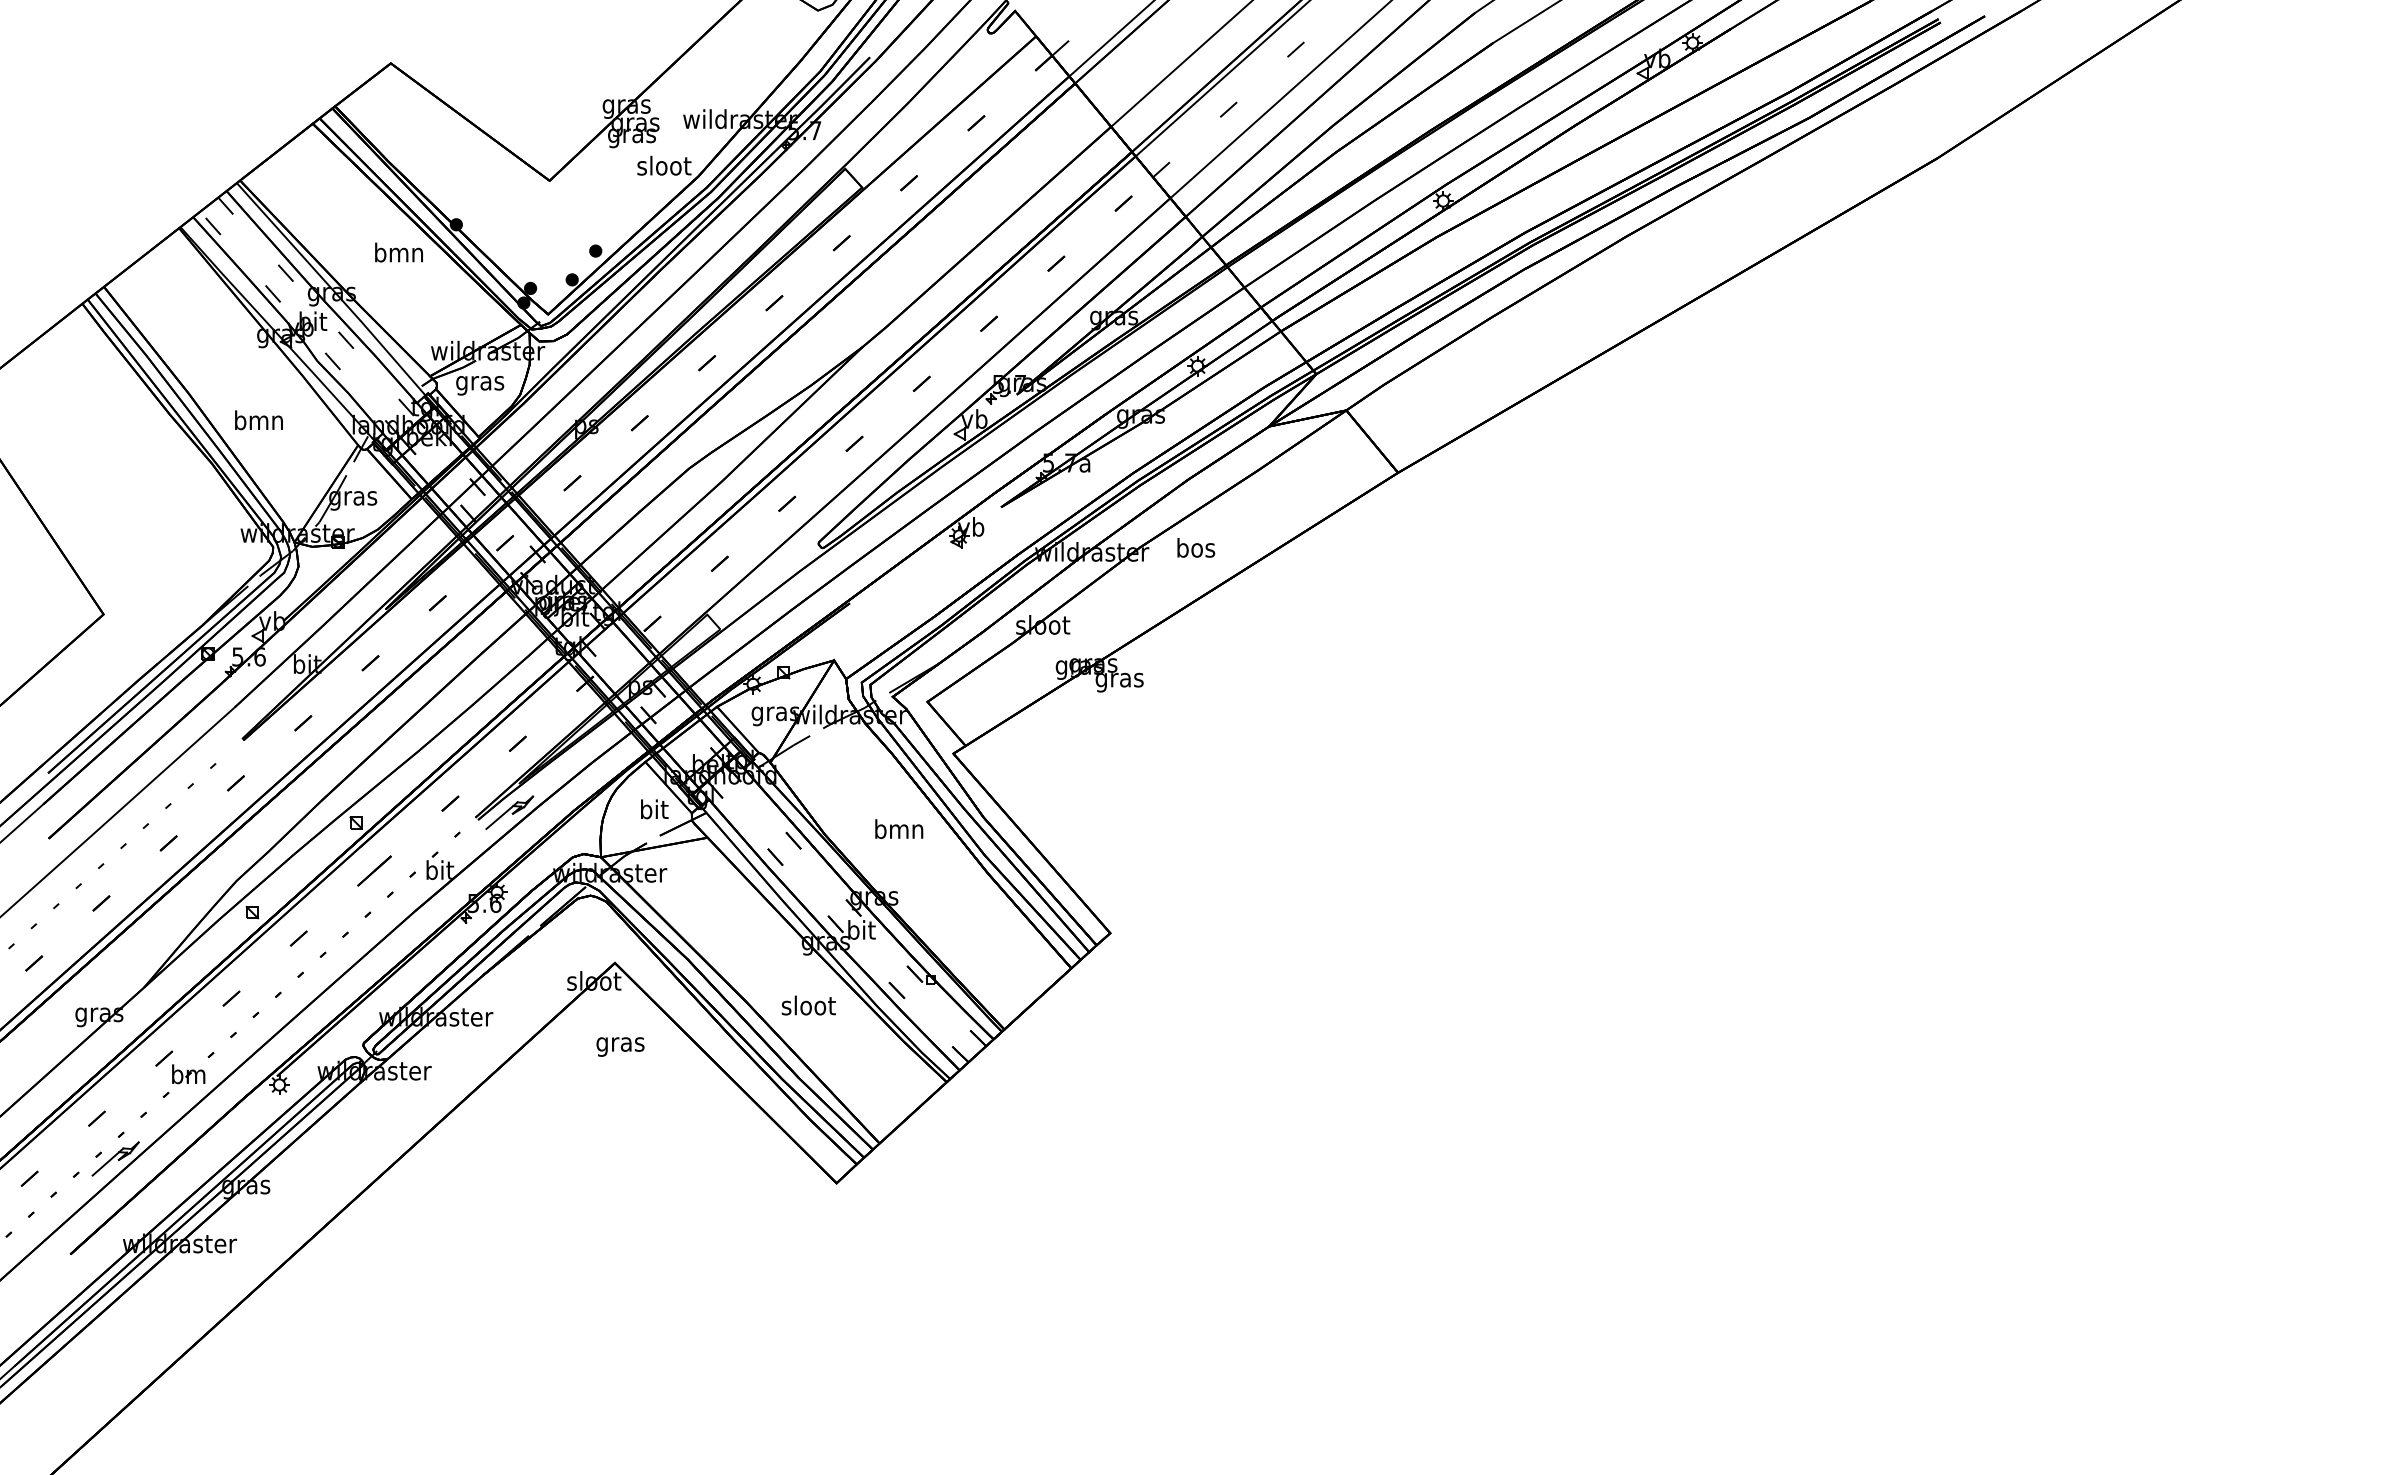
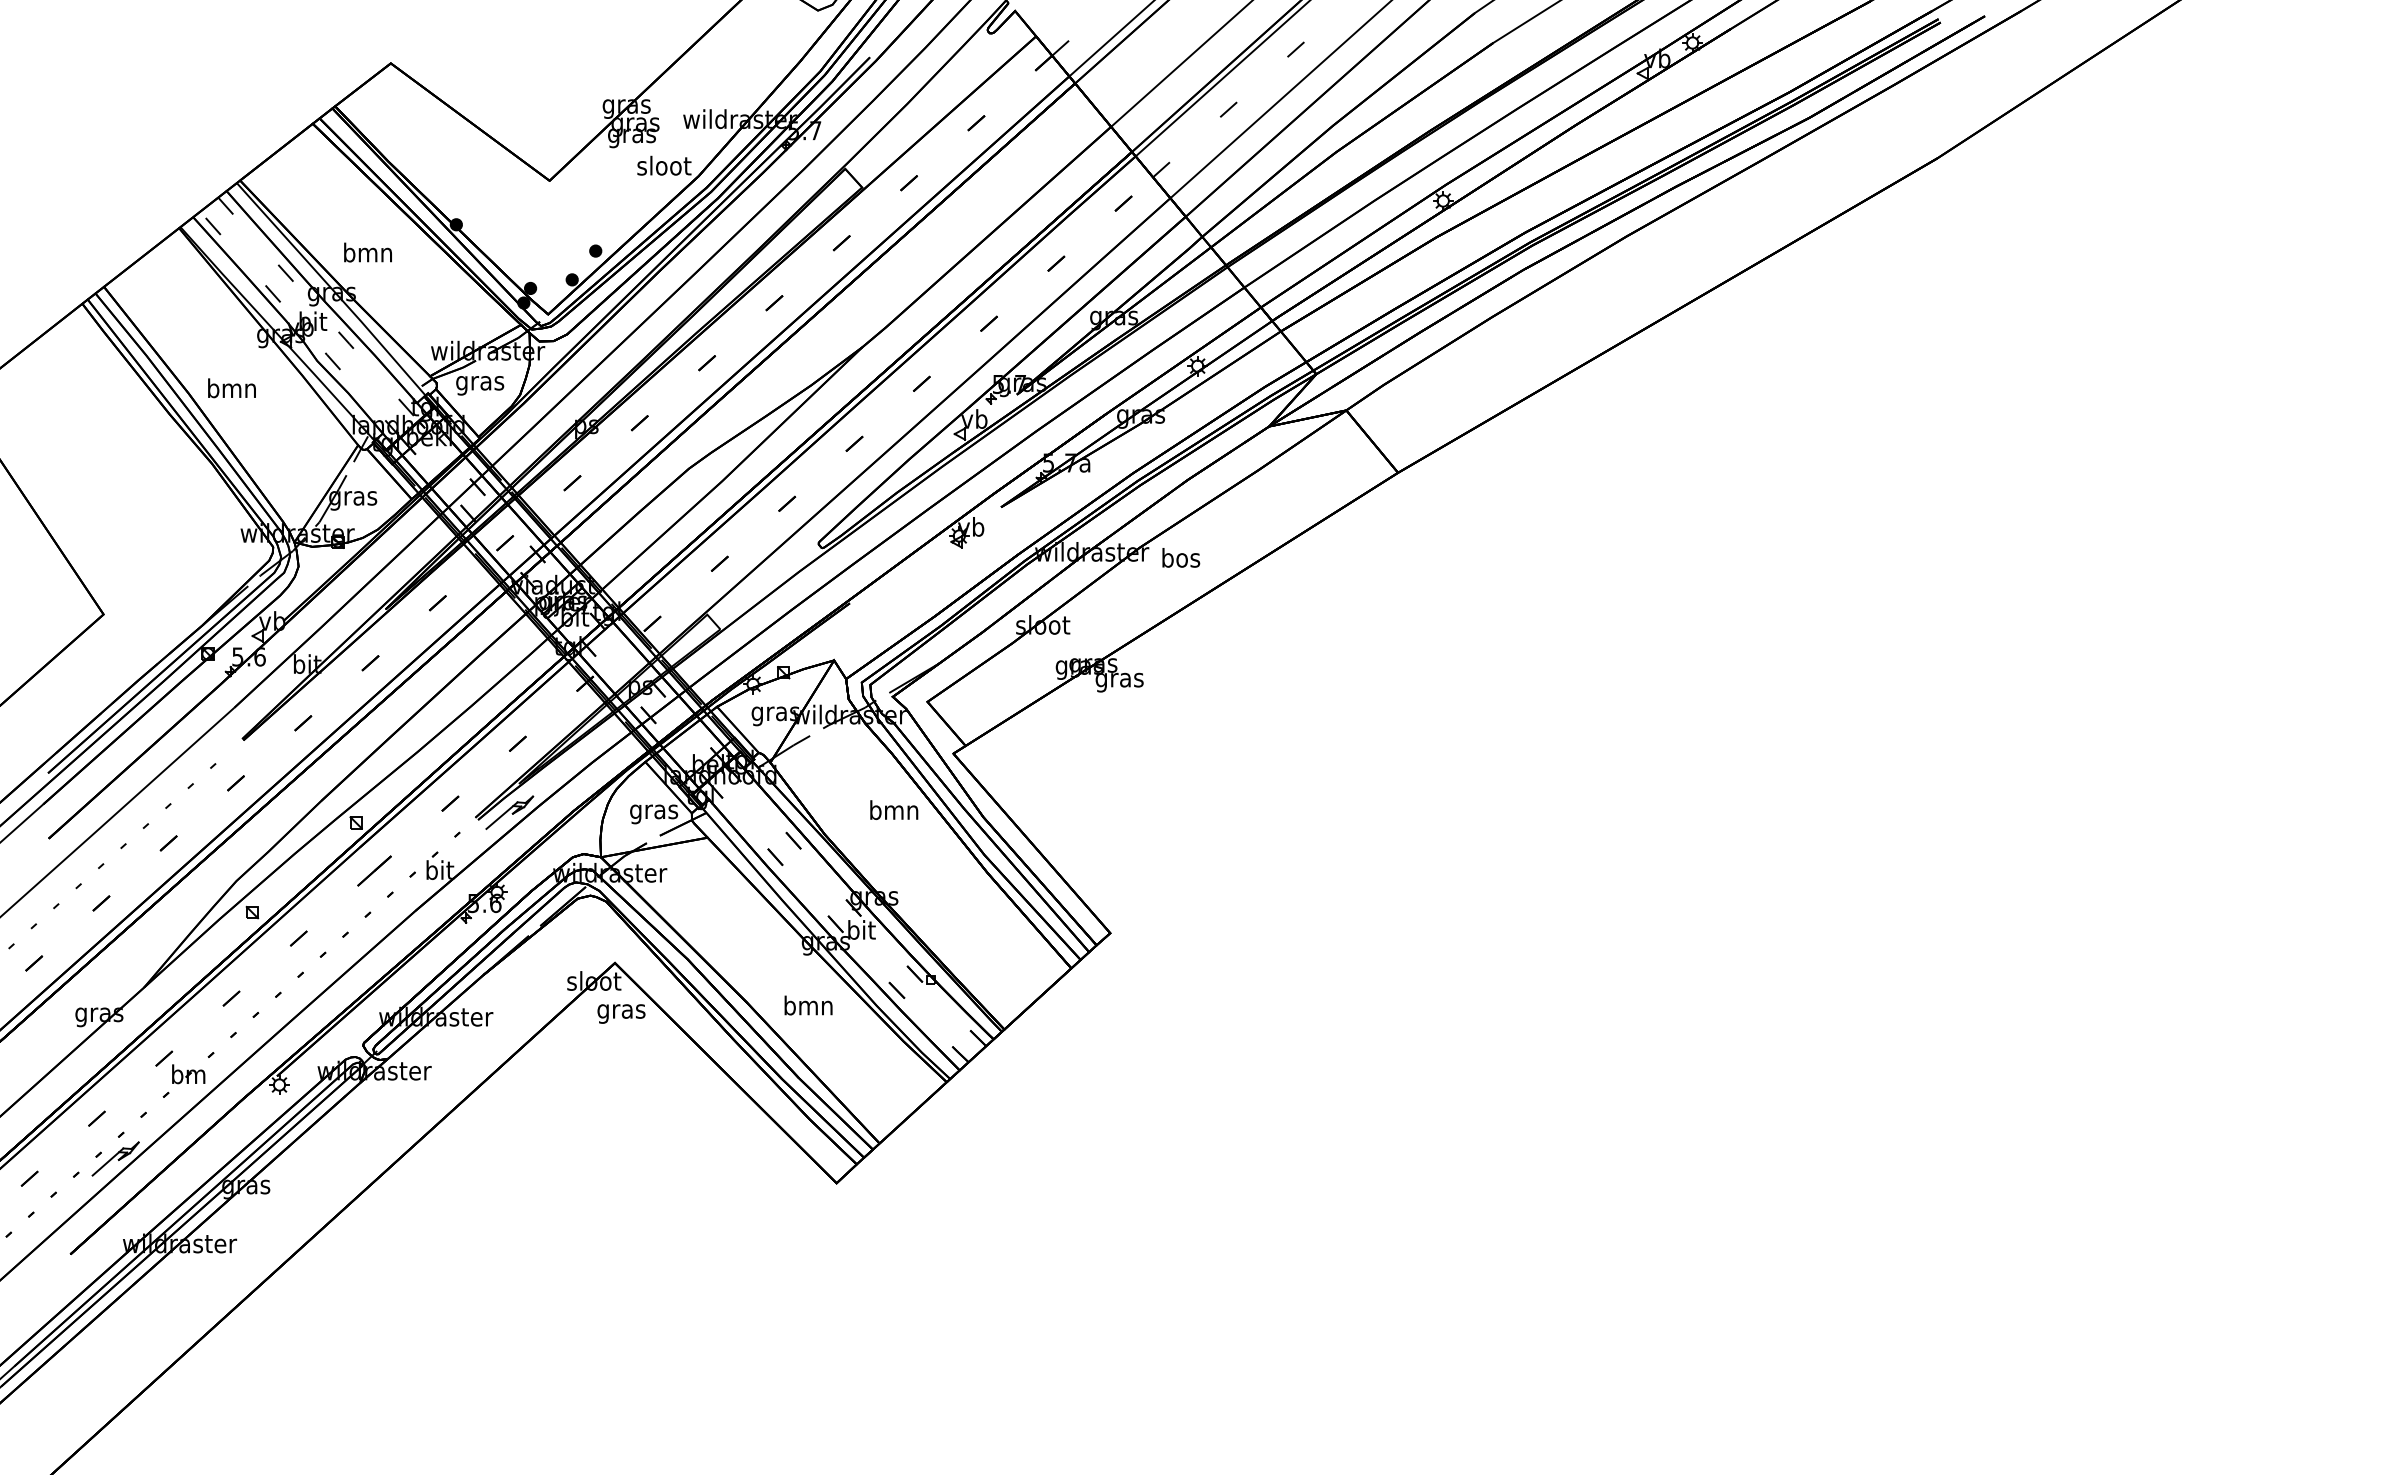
text position: (398, 252) -> (367, 252) (367, 252)
text position: (258, 420) -> (231, 388) (231, 388)
text position: (1196, 547) -> (1181, 557) (1181, 557)
text: bit -> gras (654, 811)
text position: (899, 828) -> (894, 809) (894, 809)
text: sloot -> bmn (808, 1005)
text position: (620, 1046) -> (621, 1013) (621, 1013)
